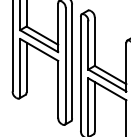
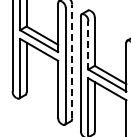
line: solid -> dashed (88, 44)
line: solid -> dashed (72, 61)
